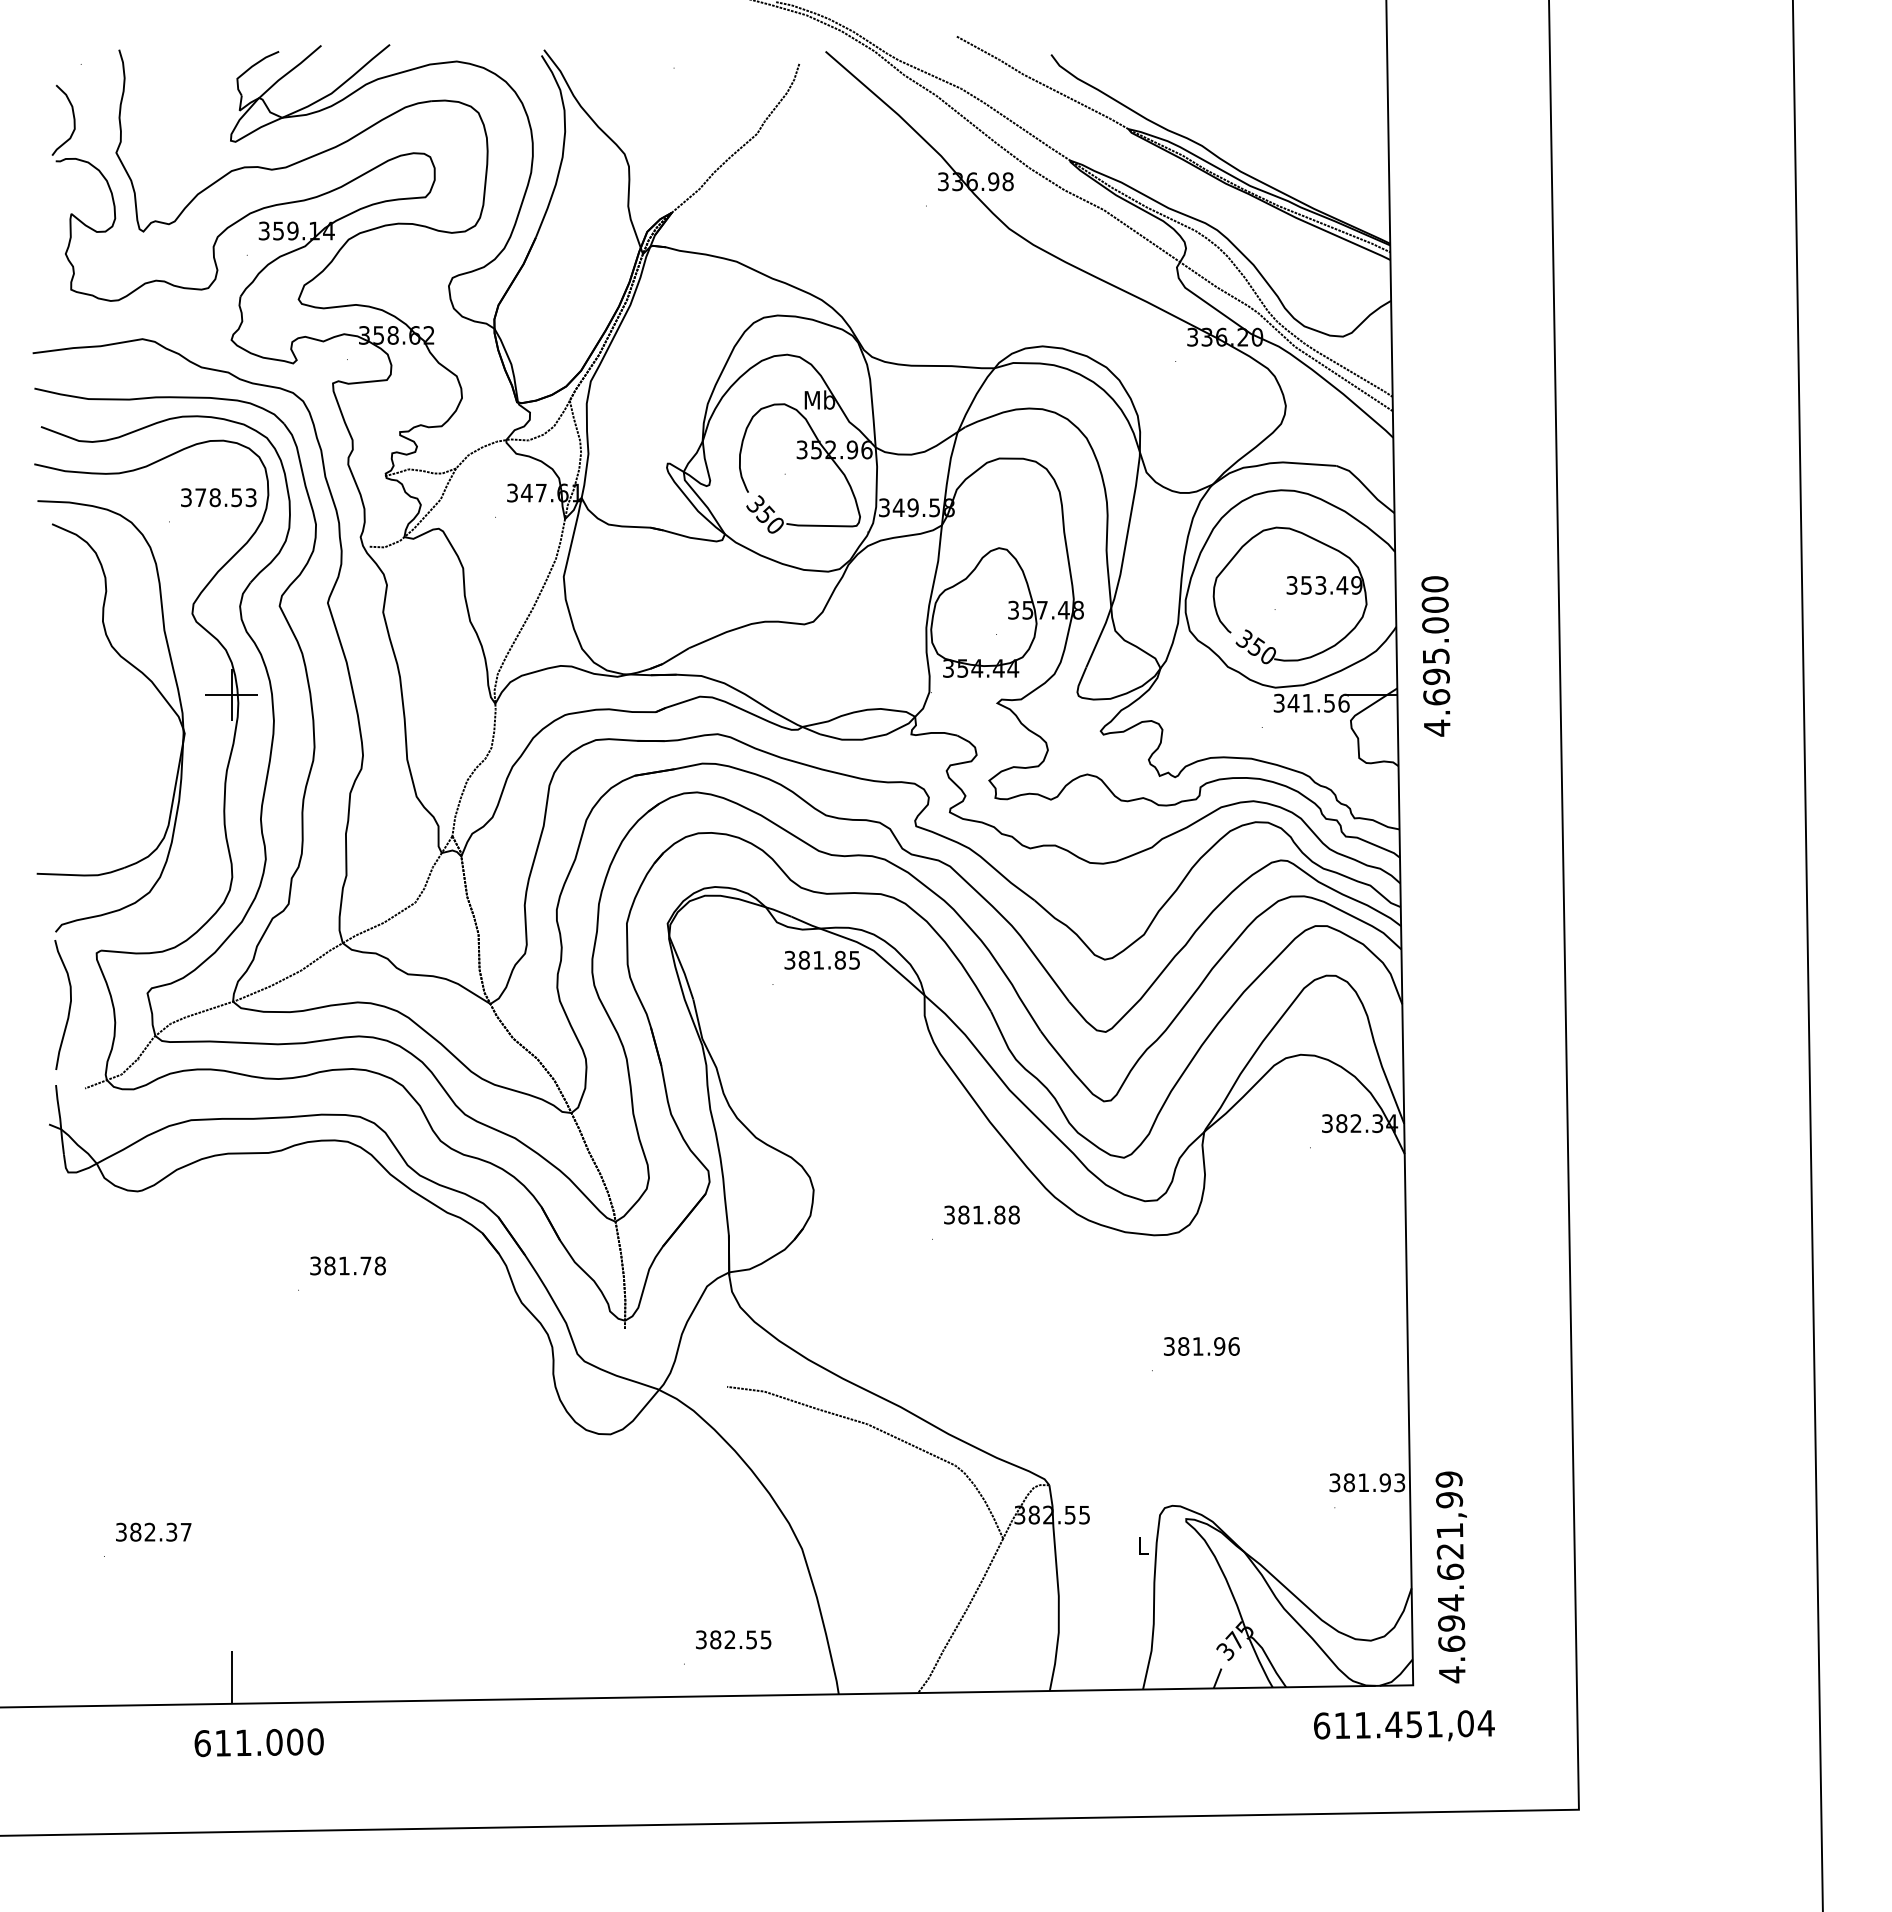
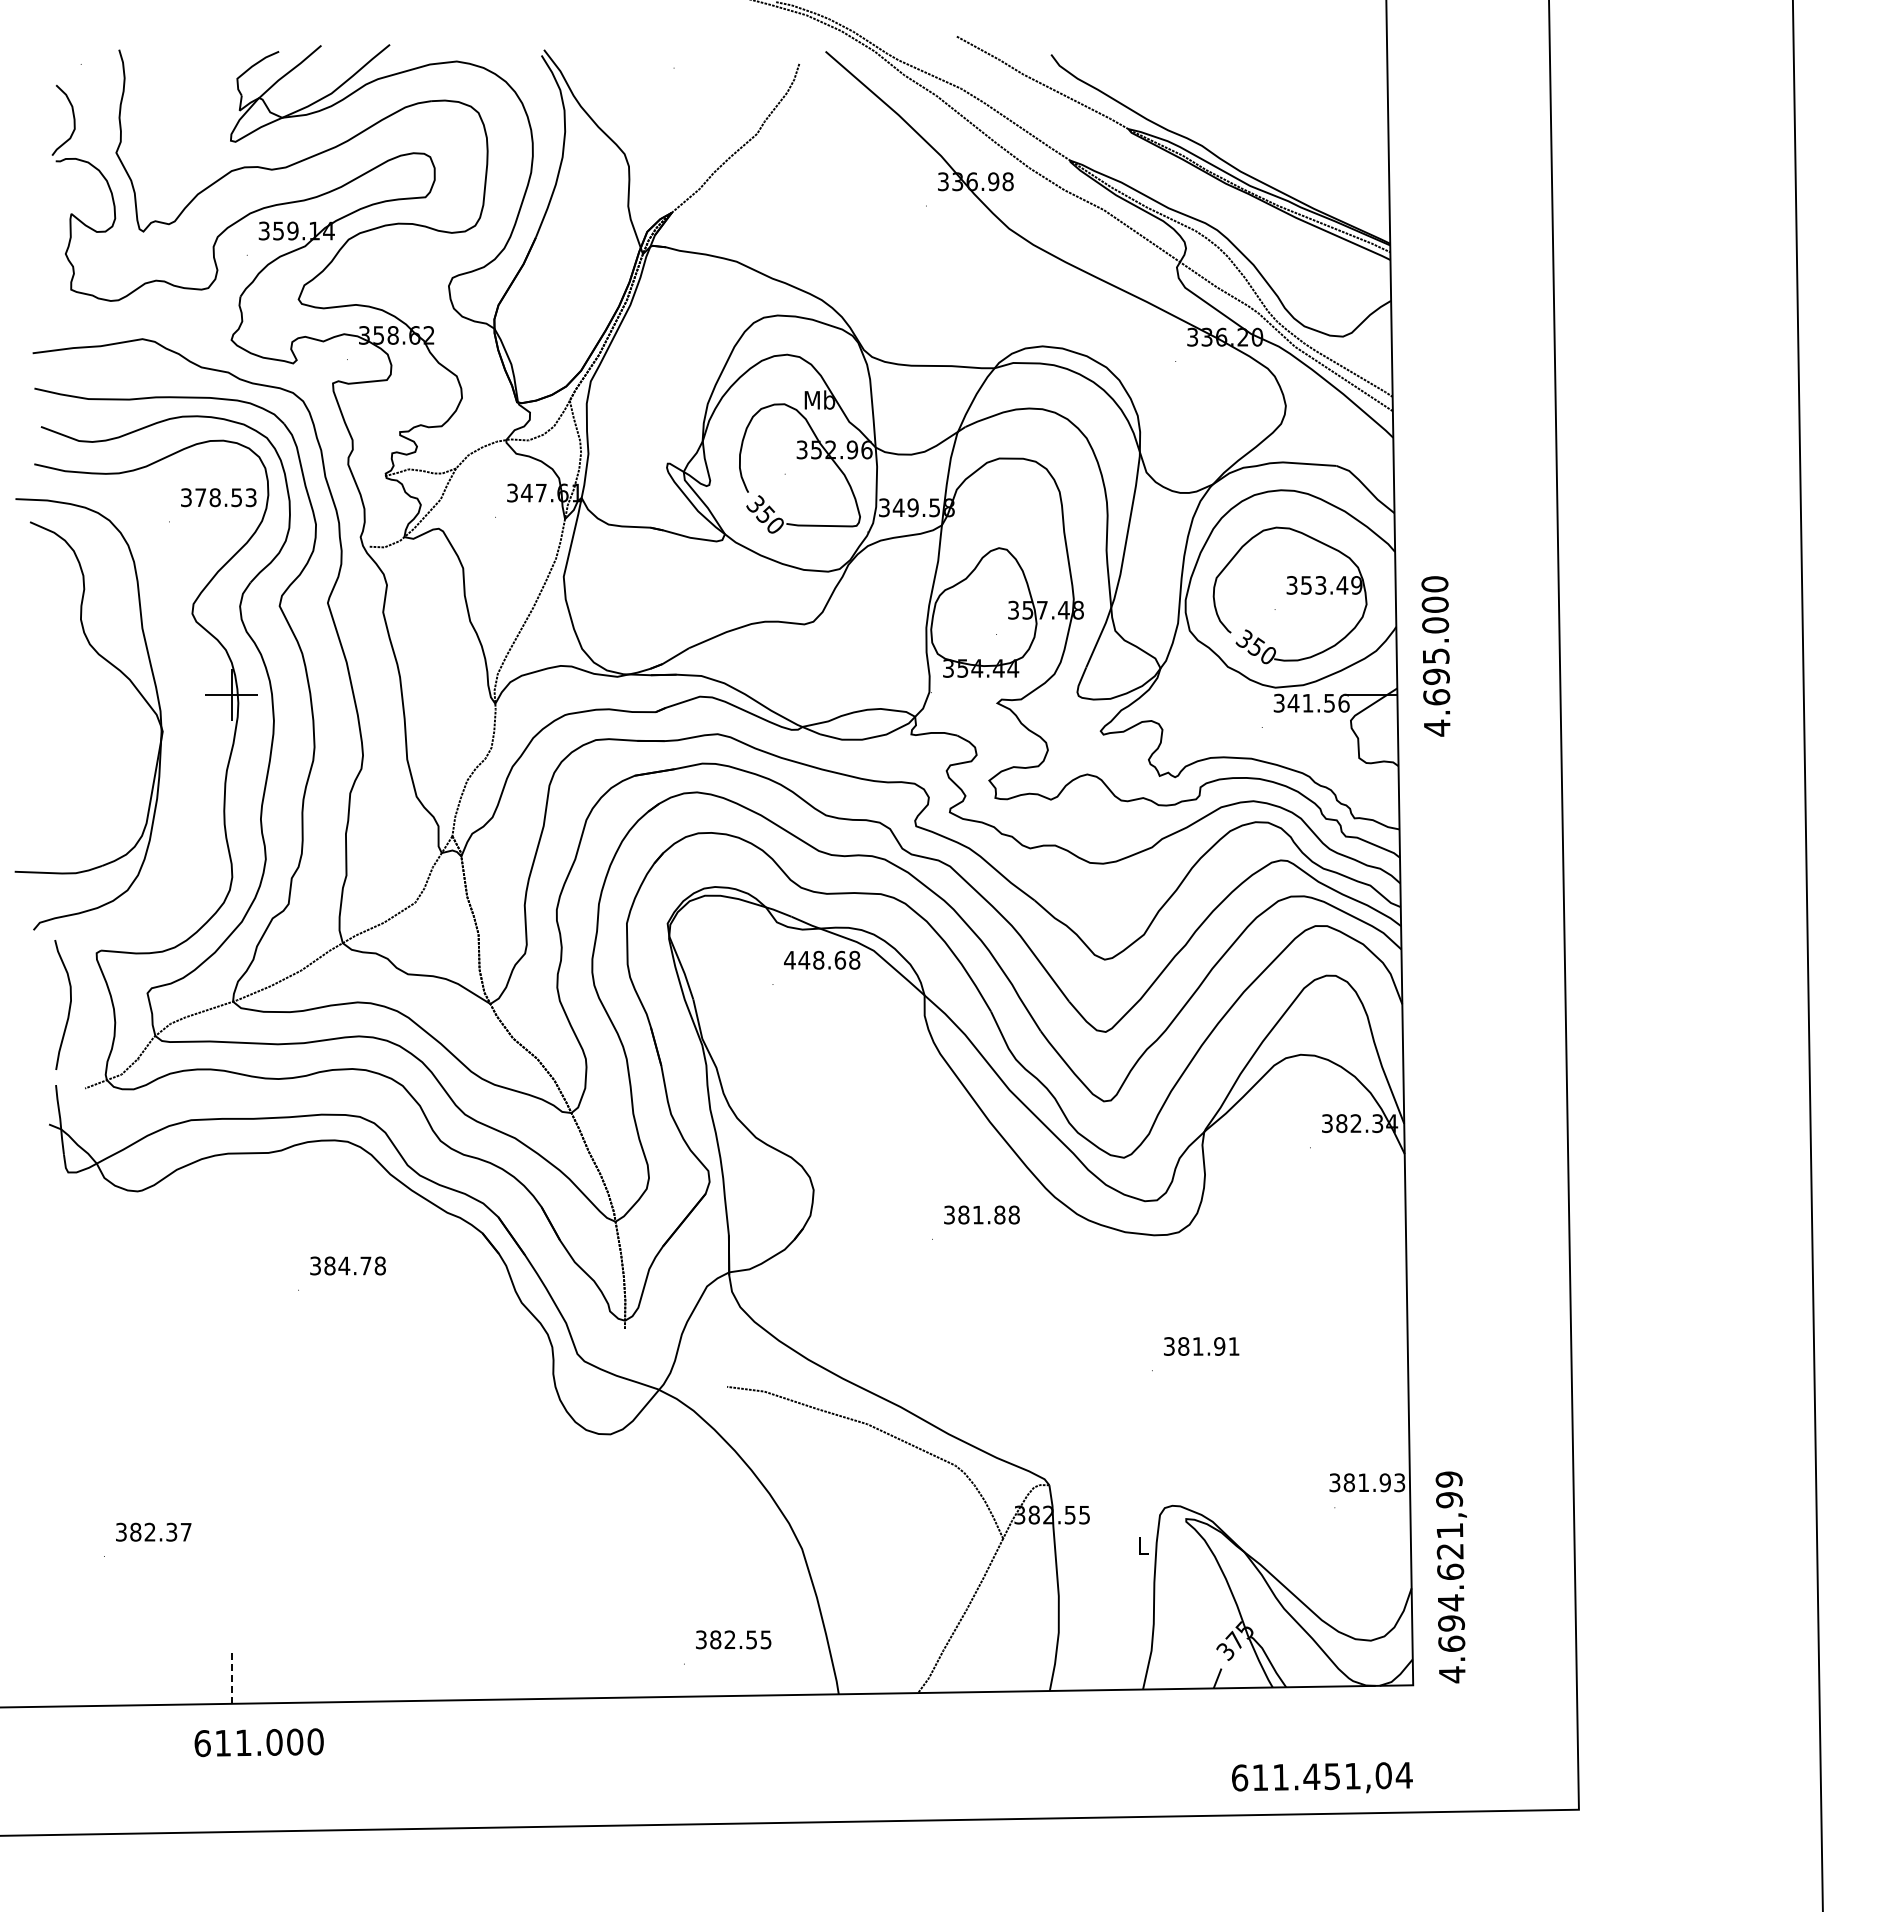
part position: (147, 679) -> (125, 677) (125, 677)
text: 381.85 -> 448.68 (822, 959)
text: 381.78 -> 384.78 (344, 1265)
text: 381.96 -> 381.91 (1233, 1346)
line: solid -> dashed (231, 1677)
text position: (1404, 1725) -> (1322, 1777) (1322, 1777)
